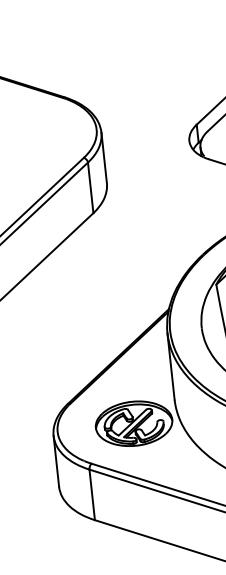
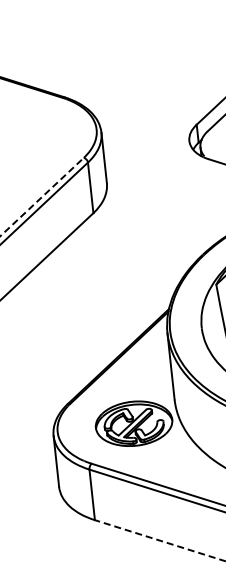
line: solid -> dashed (42, 196)
line: solid -> dashed (159, 540)
